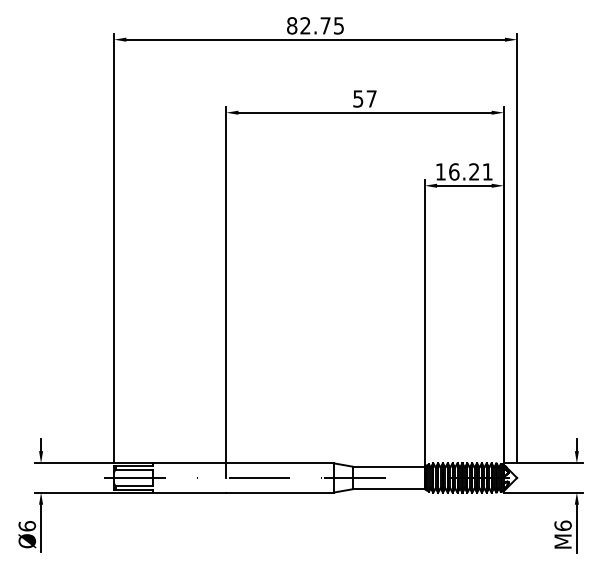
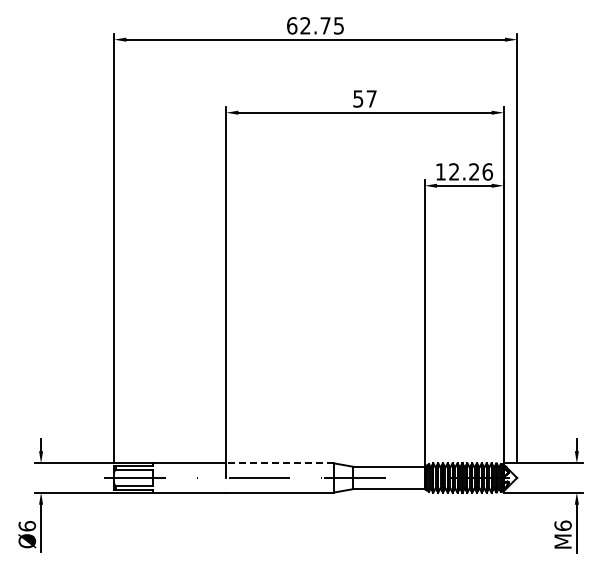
text: 82.75 -> 62.75 (292, 25)
text: 16.21 -> 12.26 (471, 171)
line: solid -> dashed (280, 463)
